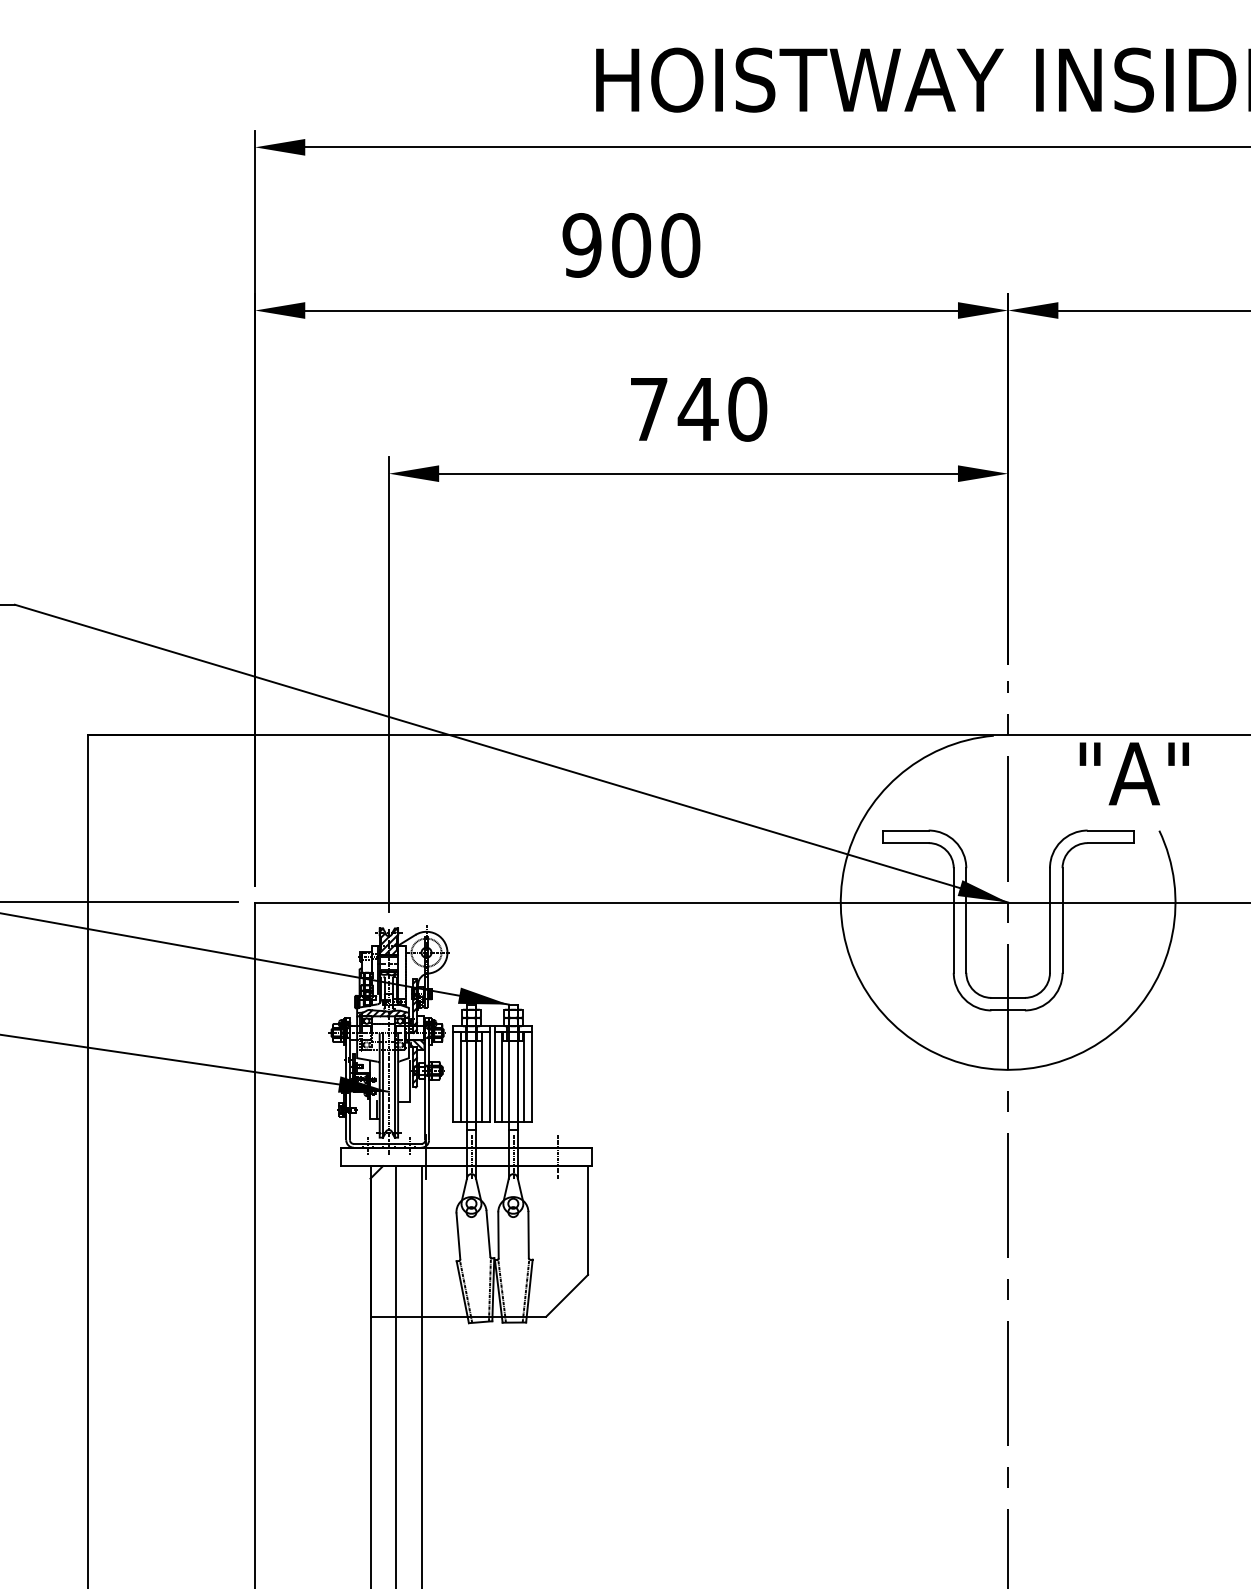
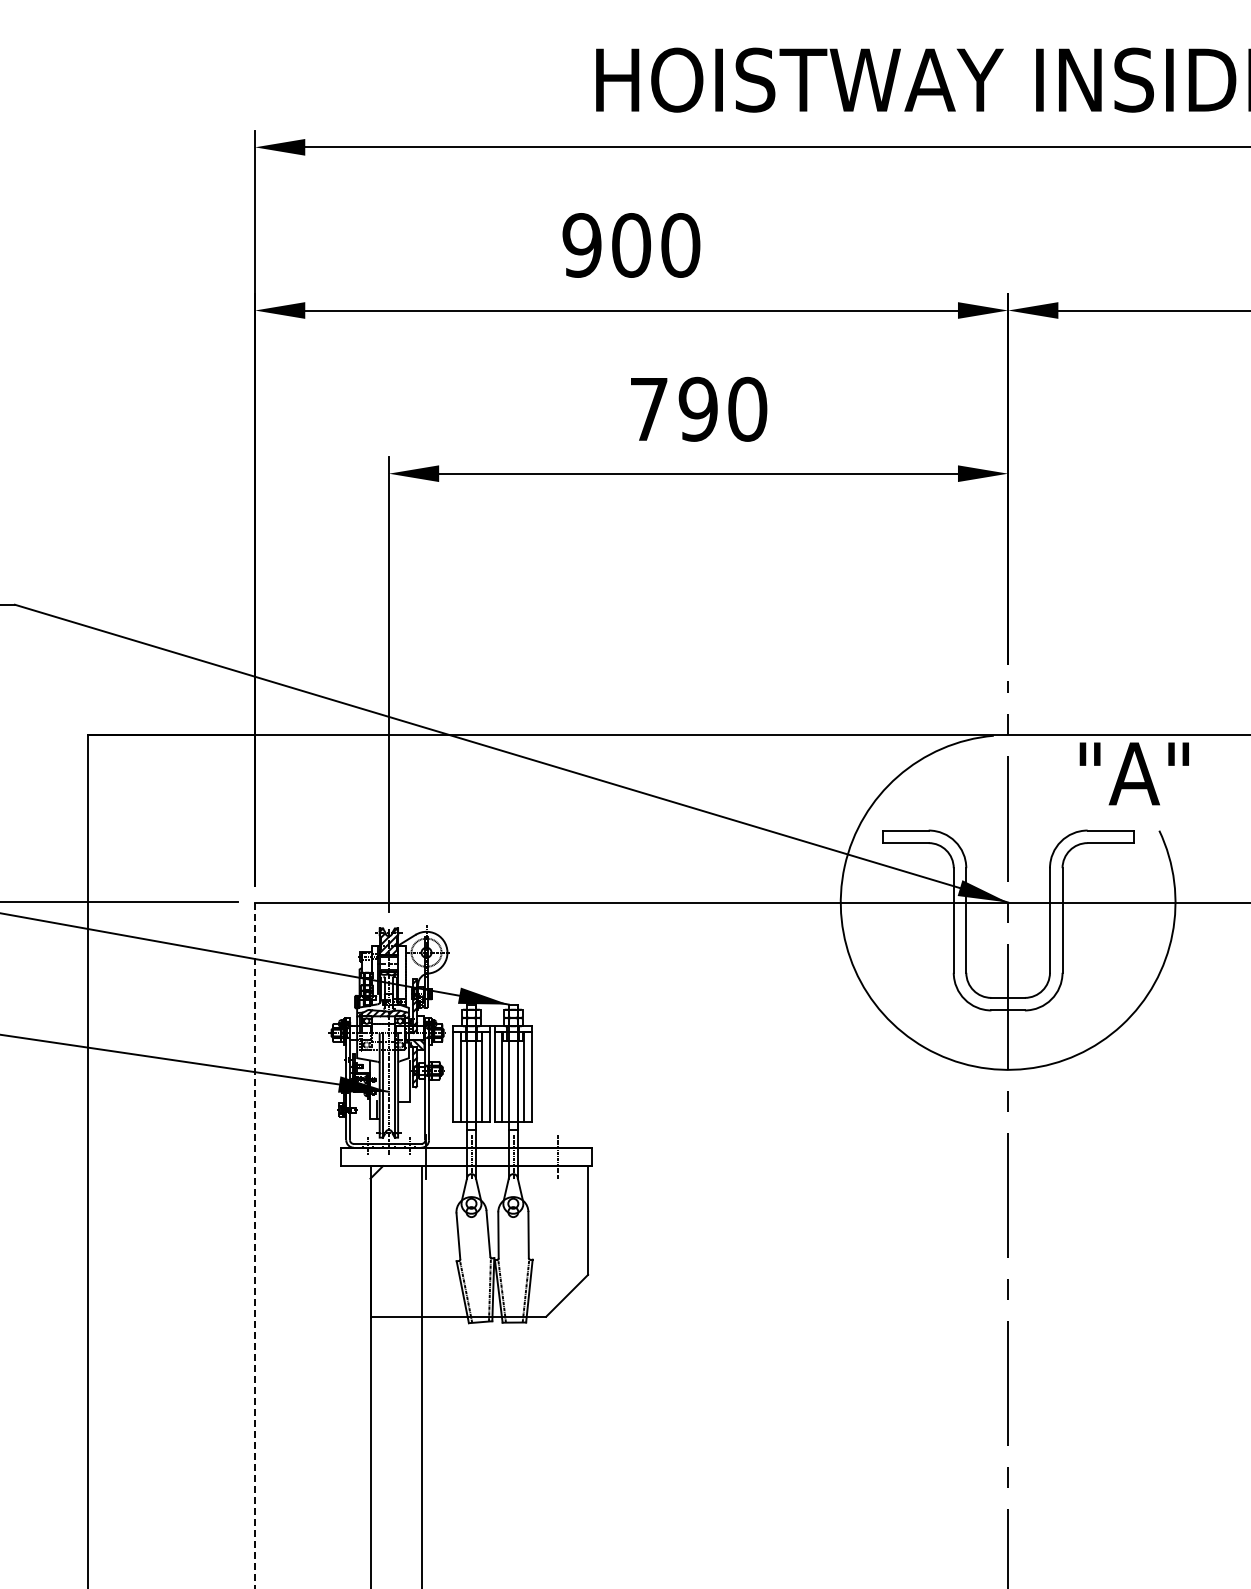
text: 740 -> 790 (697, 408)
line: solid -> dashed (255, 1245)
line: present -> none (396, 1375)
